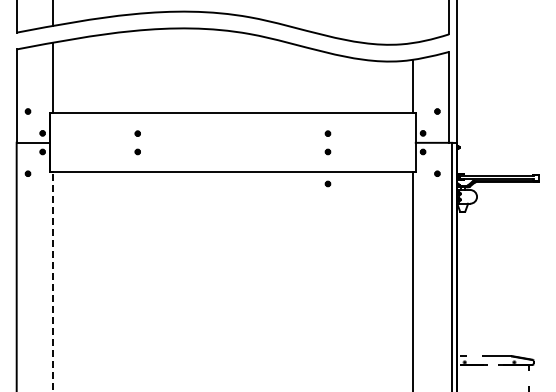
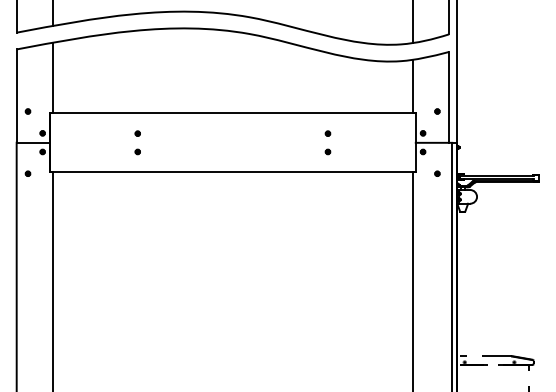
line: none -> present (413, 22)
part: present -> none (327, 183)
line: dashed -> solid (52, 281)
